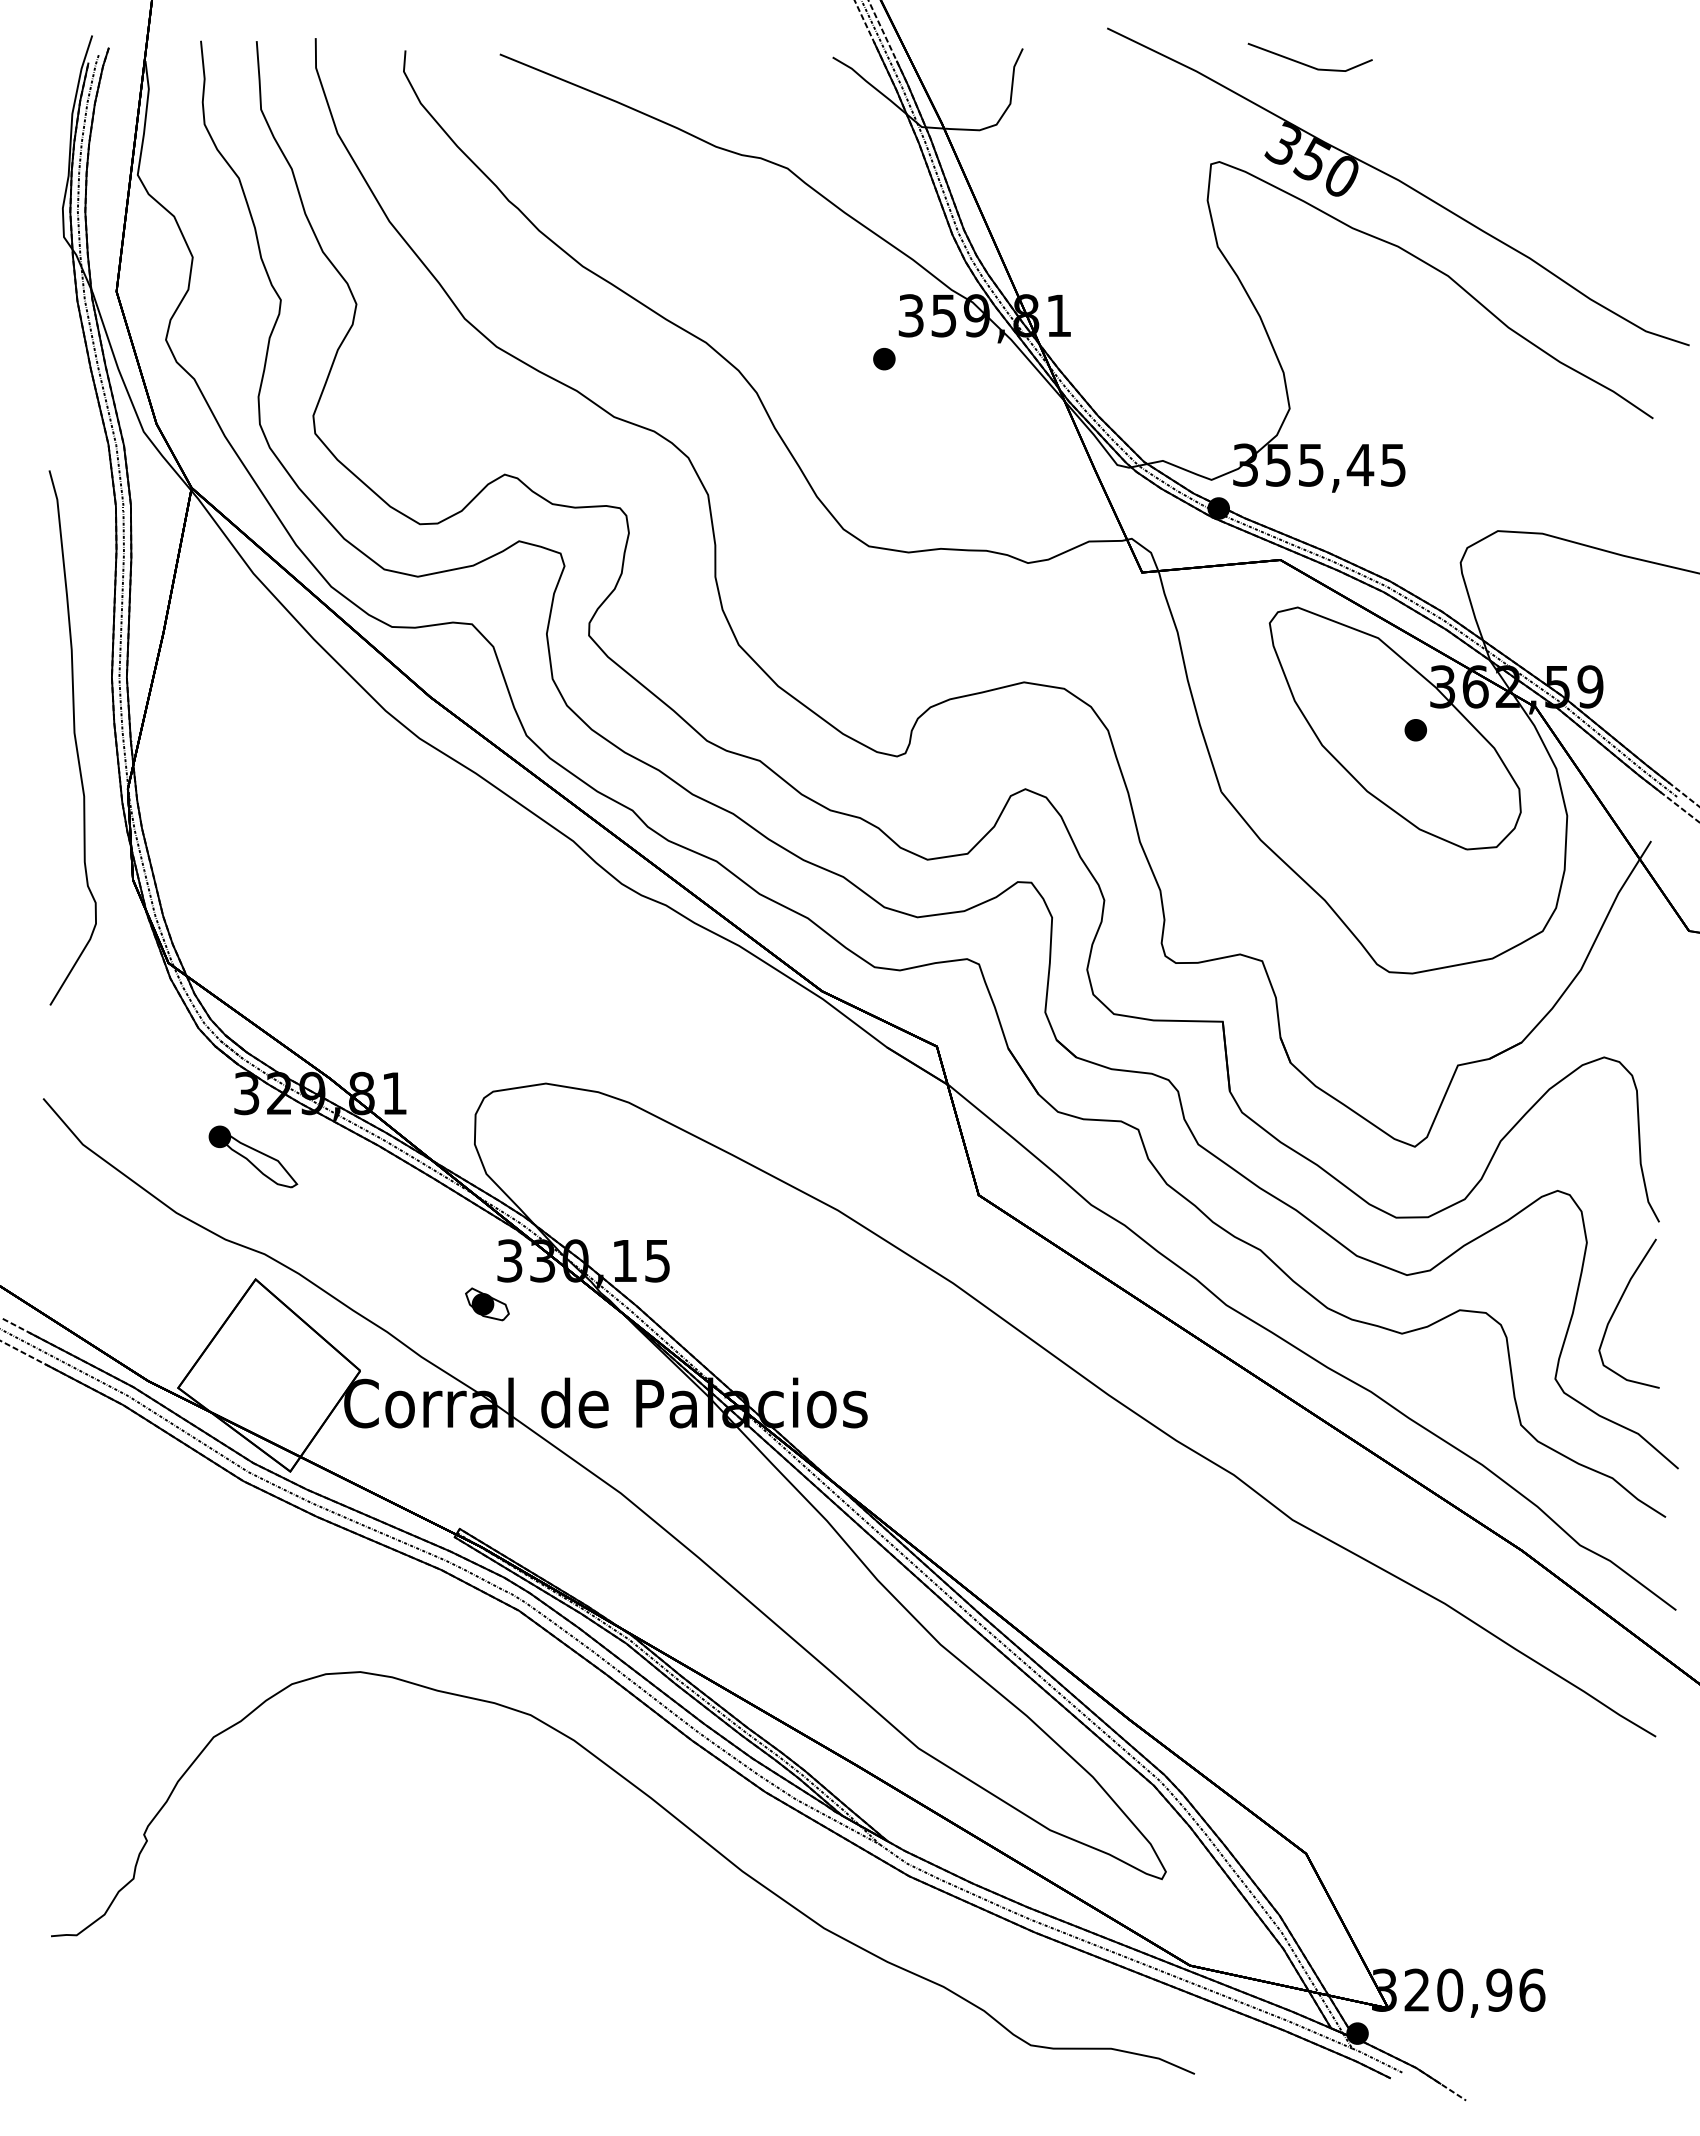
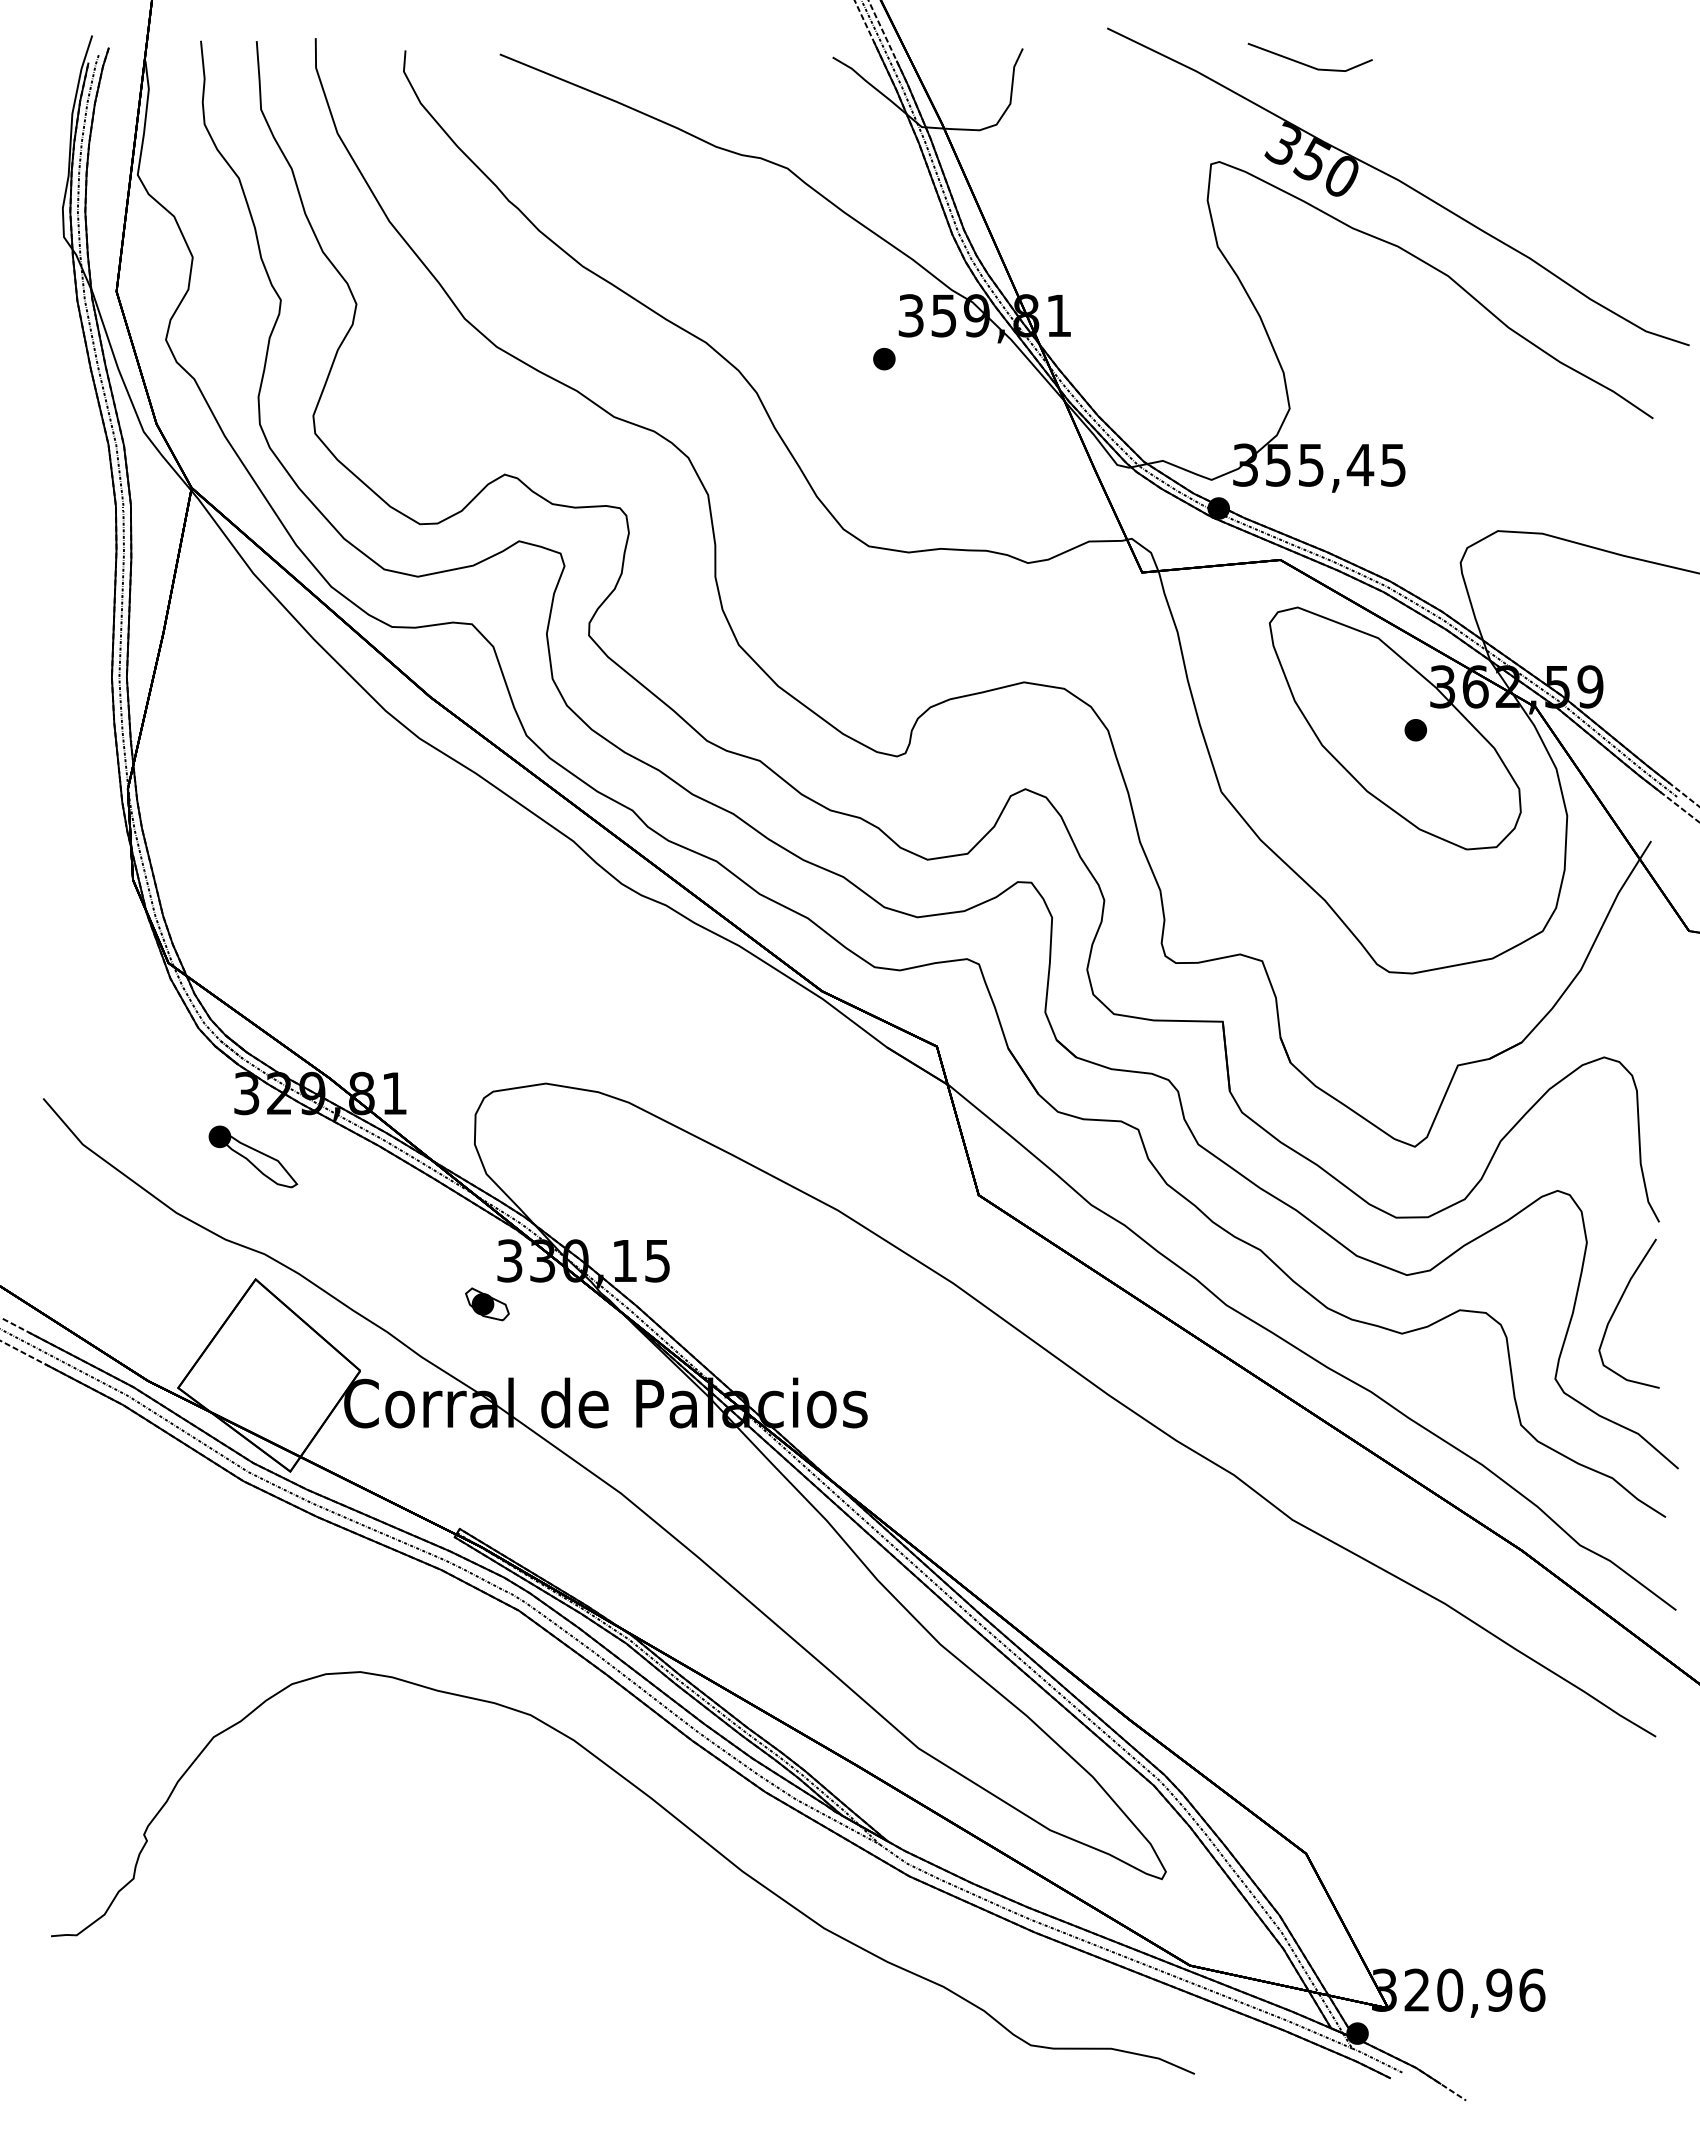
part: present -> none (72, 737)
